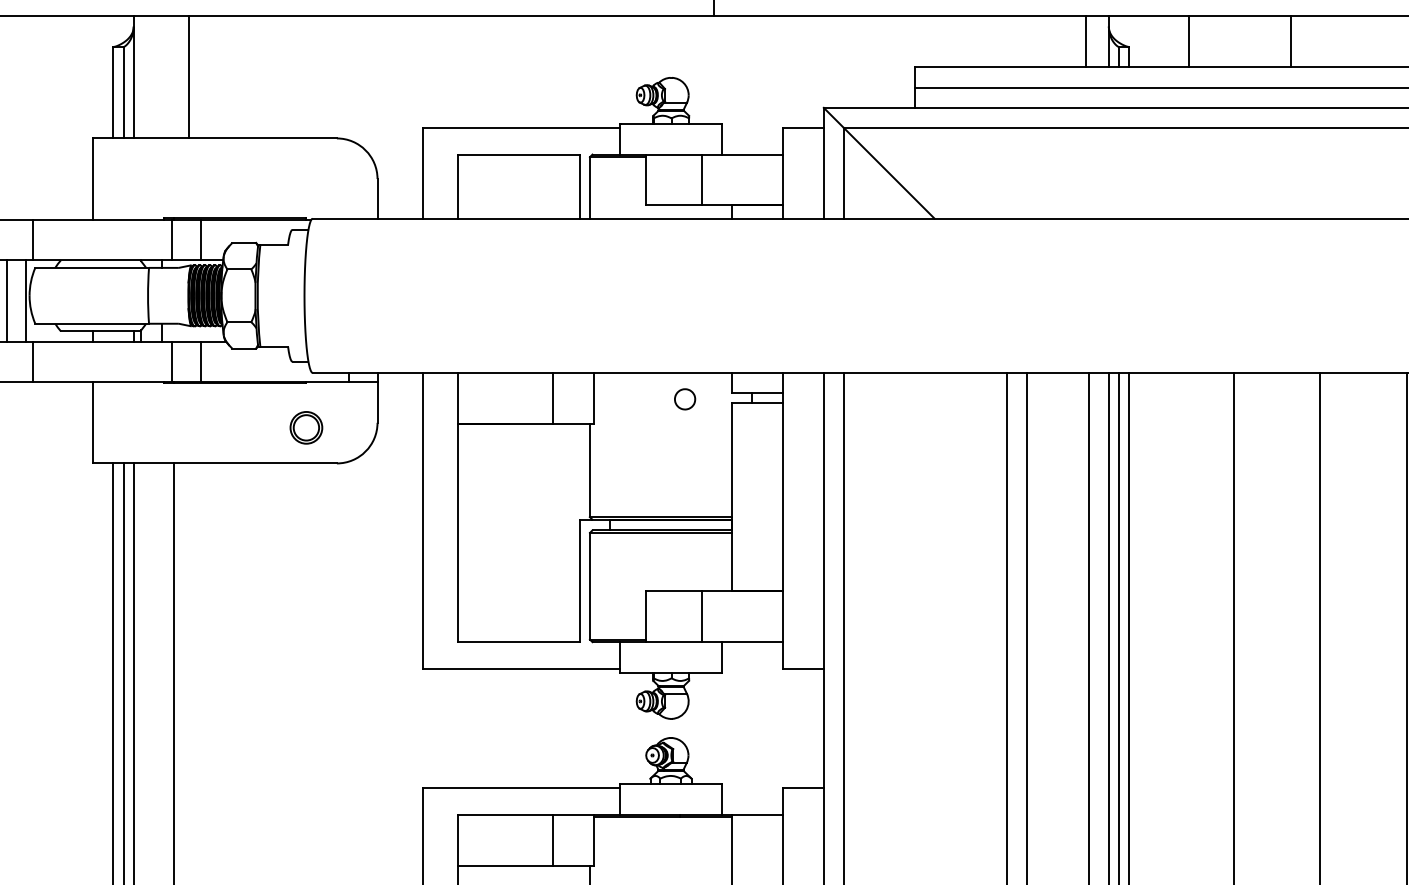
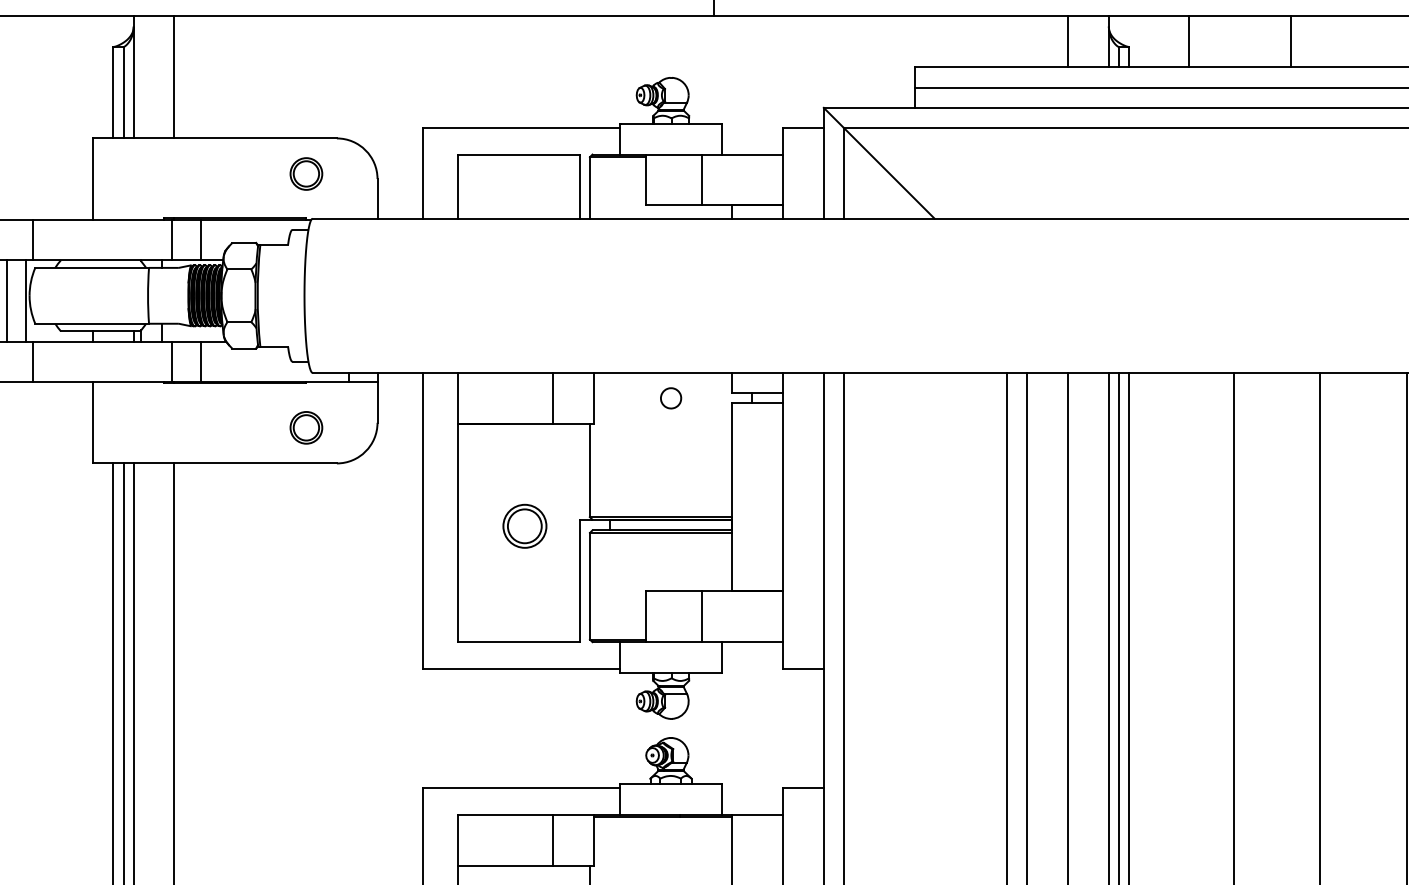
line position: (1086, 41) -> (1068, 41) (1068, 41)
line position: (189, 77) -> (174, 77) (174, 77)
part: none -> present (306, 173)
part position: (685, 399) -> (671, 398) (671, 398)
part: none -> present (524, 525)
line position: (1089, 627) -> (1068, 627) (1068, 627)
